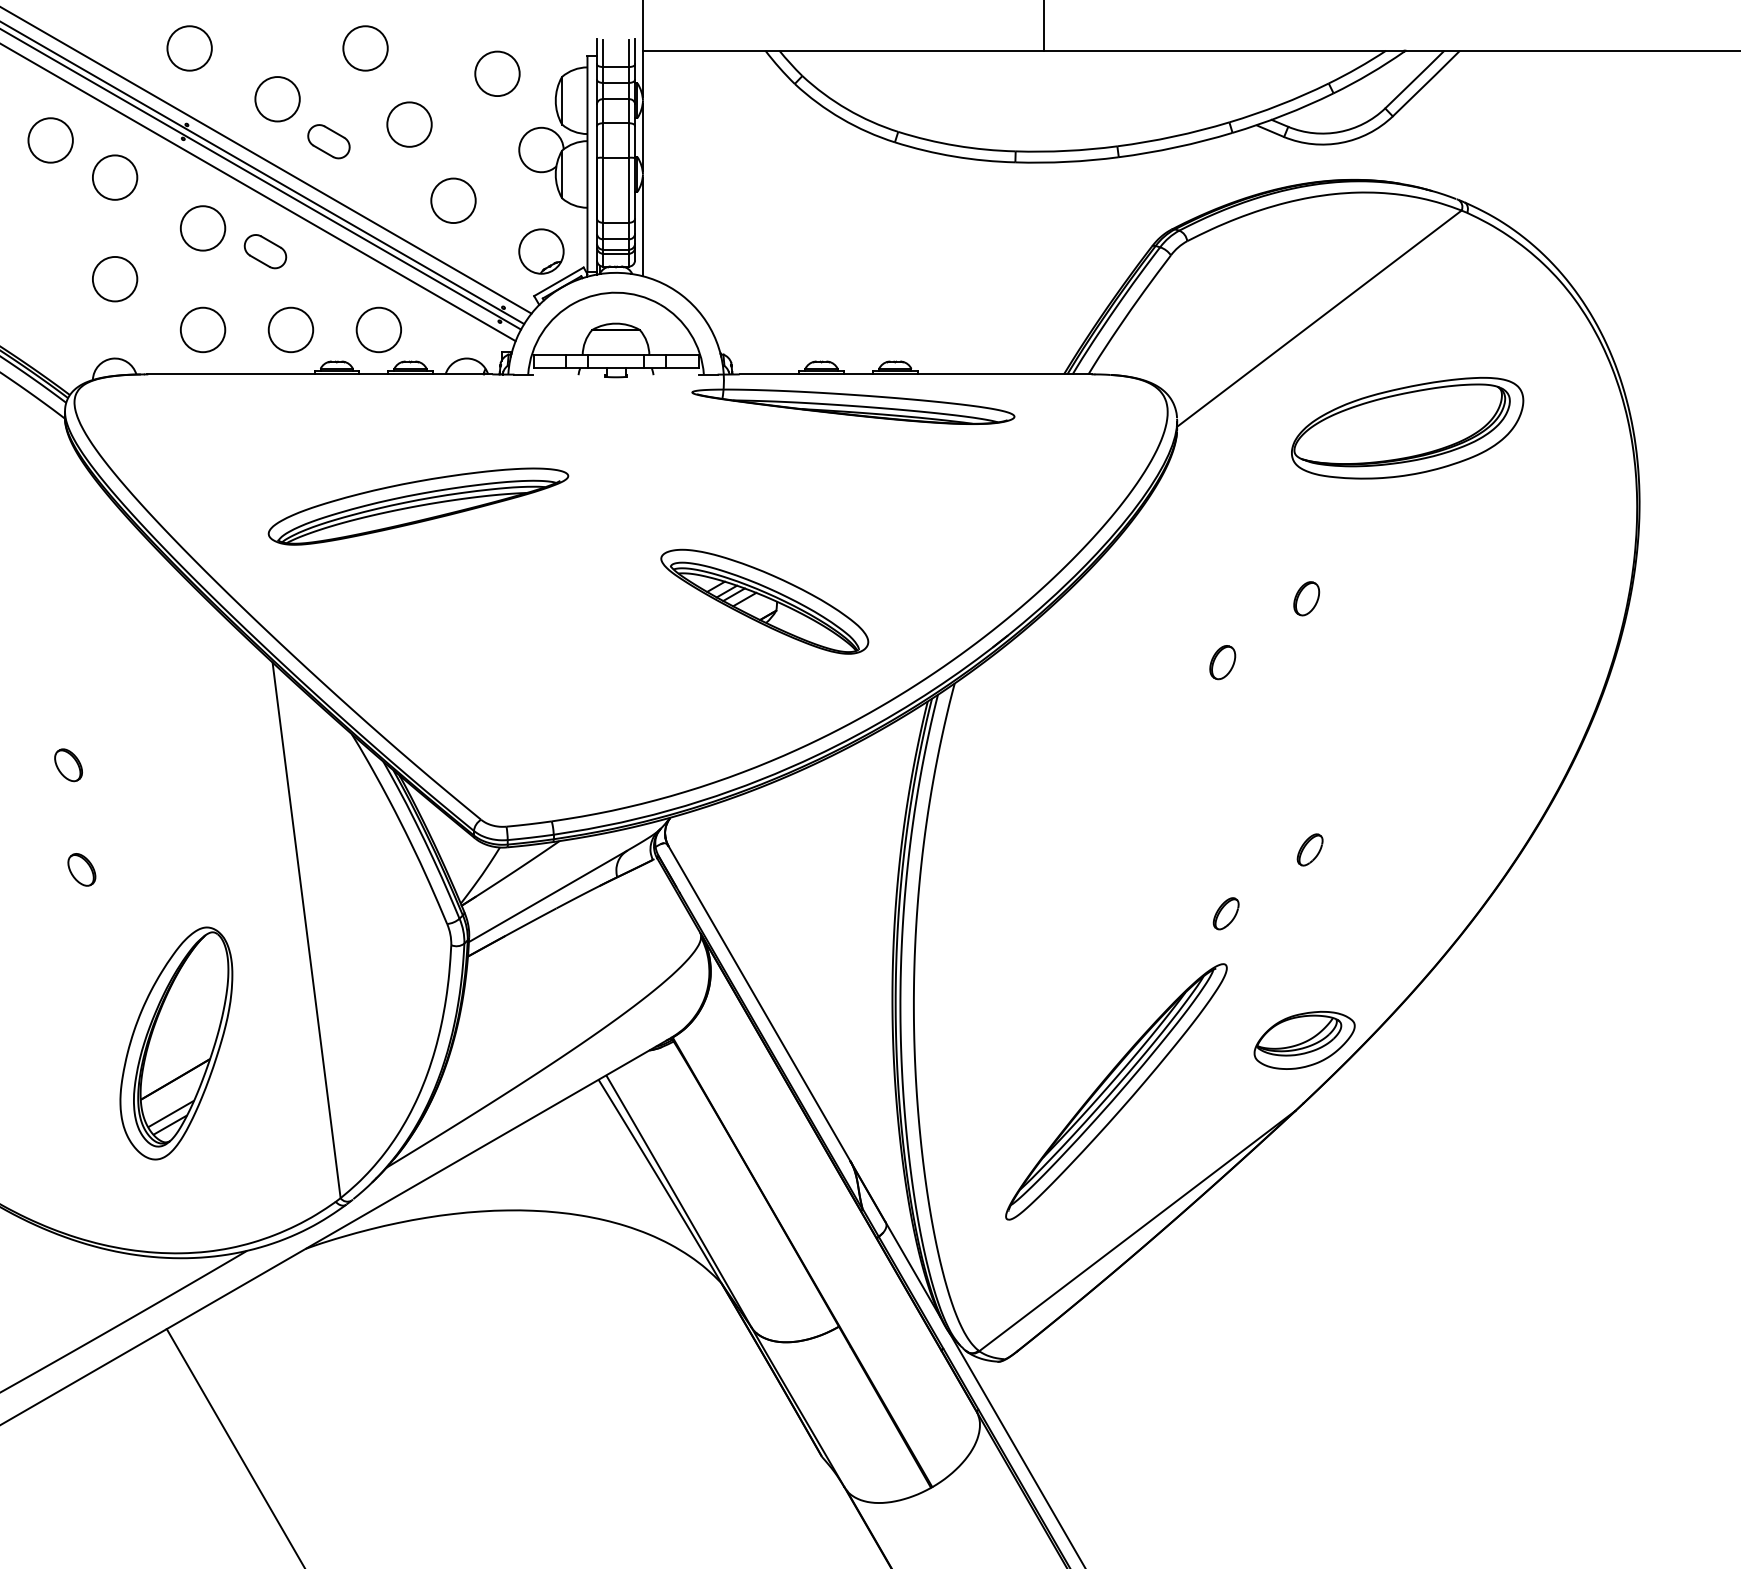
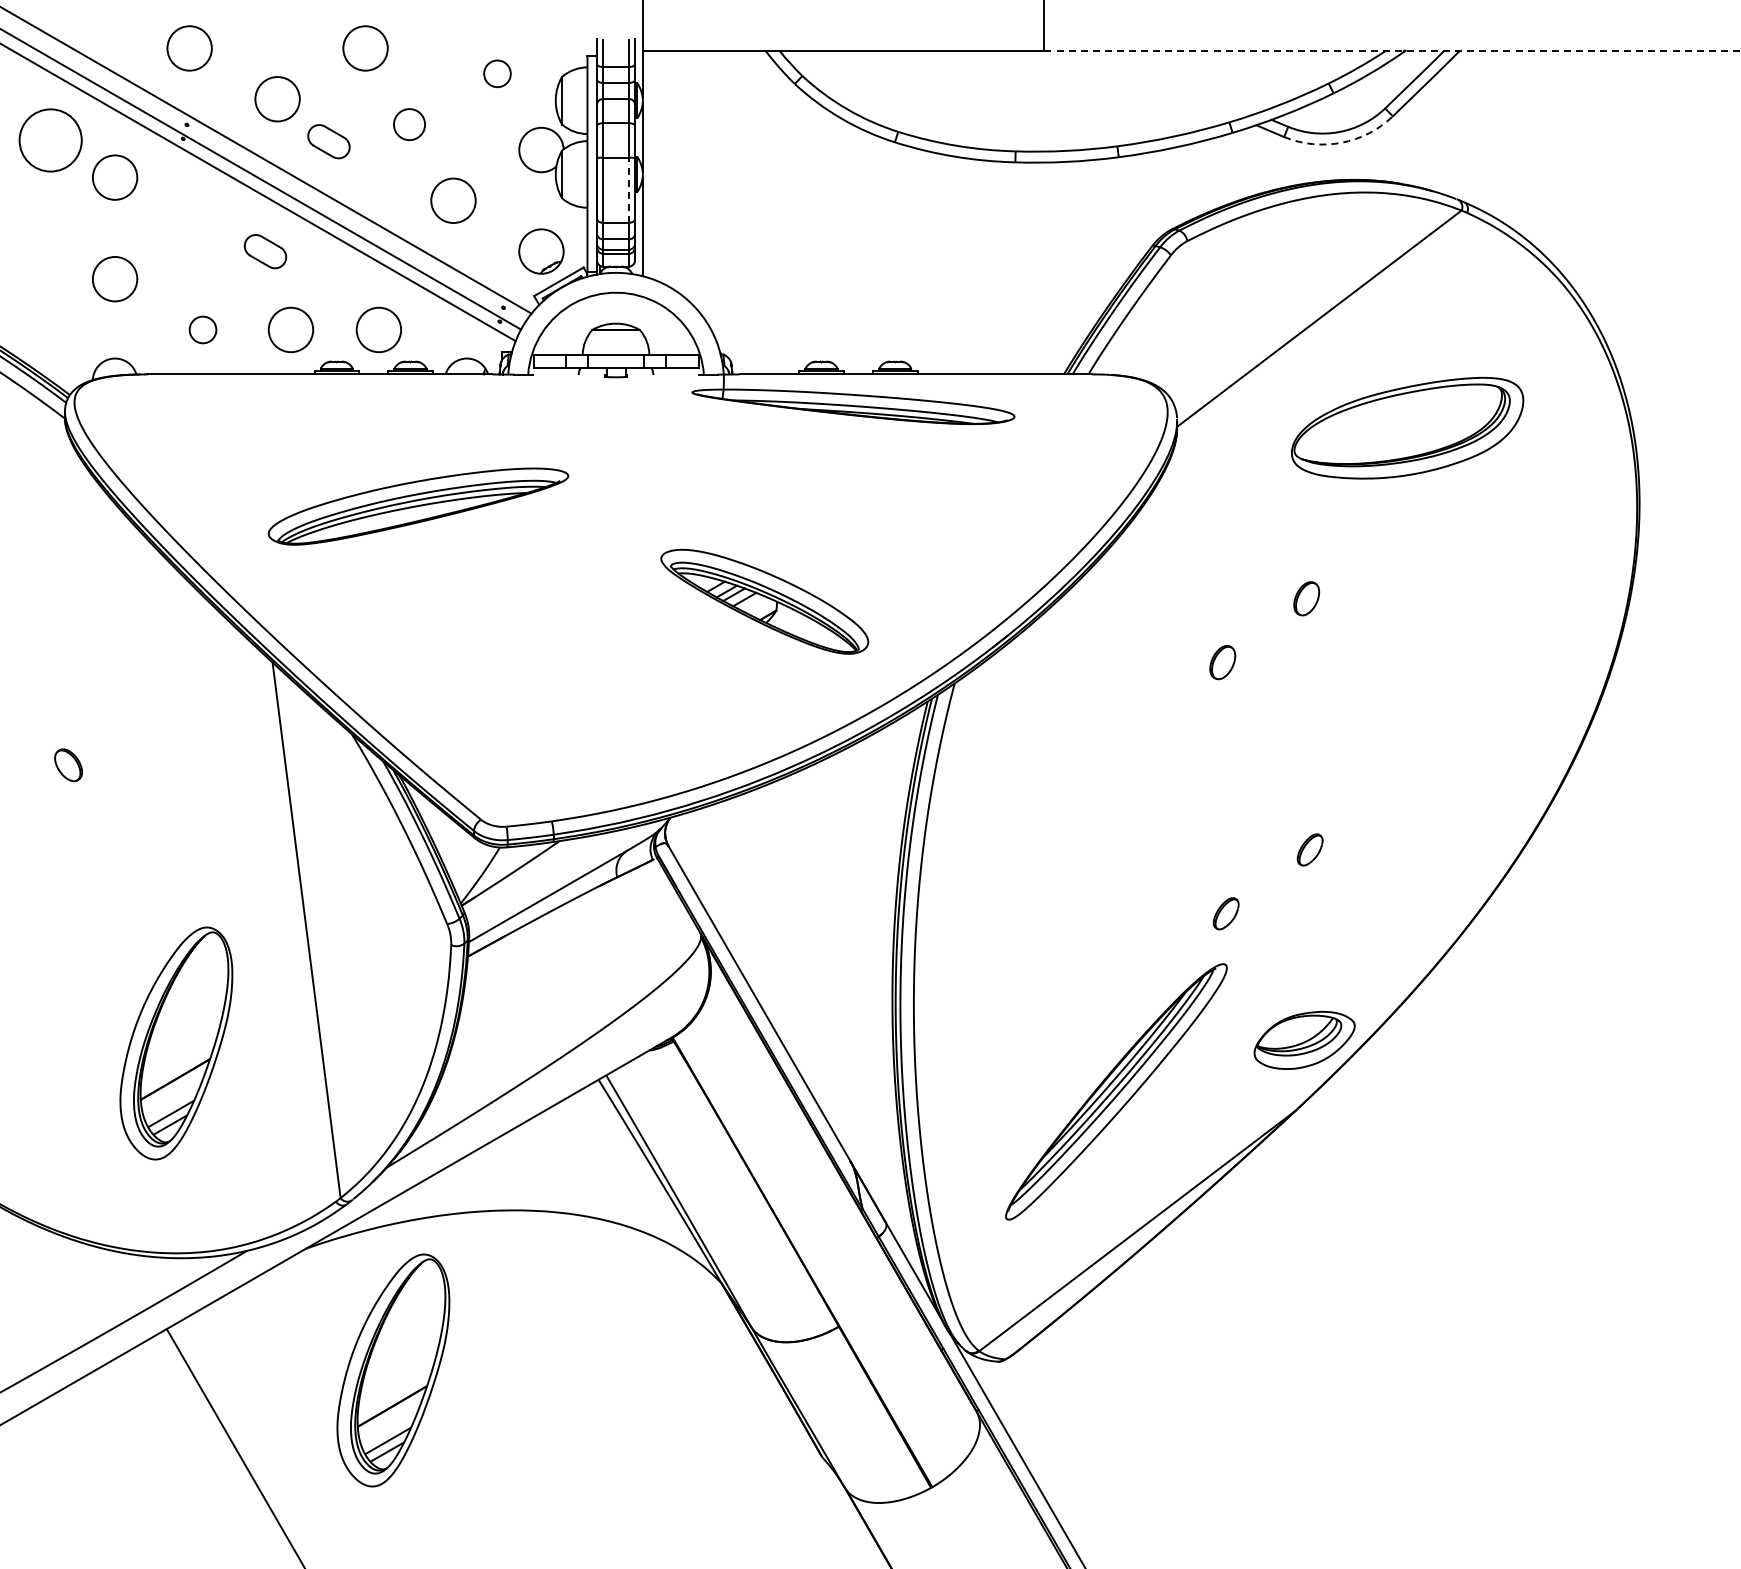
line: solid -> dashed (1392, 50)
circle diameter: 44 px -> 27 px (497, 73)
circle diameter: 44 px -> 31 px (409, 124)
circle diameter: 44 px -> 62 px (50, 140)
arc: solid -> dashed (1341, 142)
line: present -> none (263, 173)
line: solid -> dashed (628, 190)
circle: present -> none (202, 228)
circle diameter: 44 px -> 27 px (202, 329)
part: present -> none (81, 869)
part: none -> present (393, 1370)
